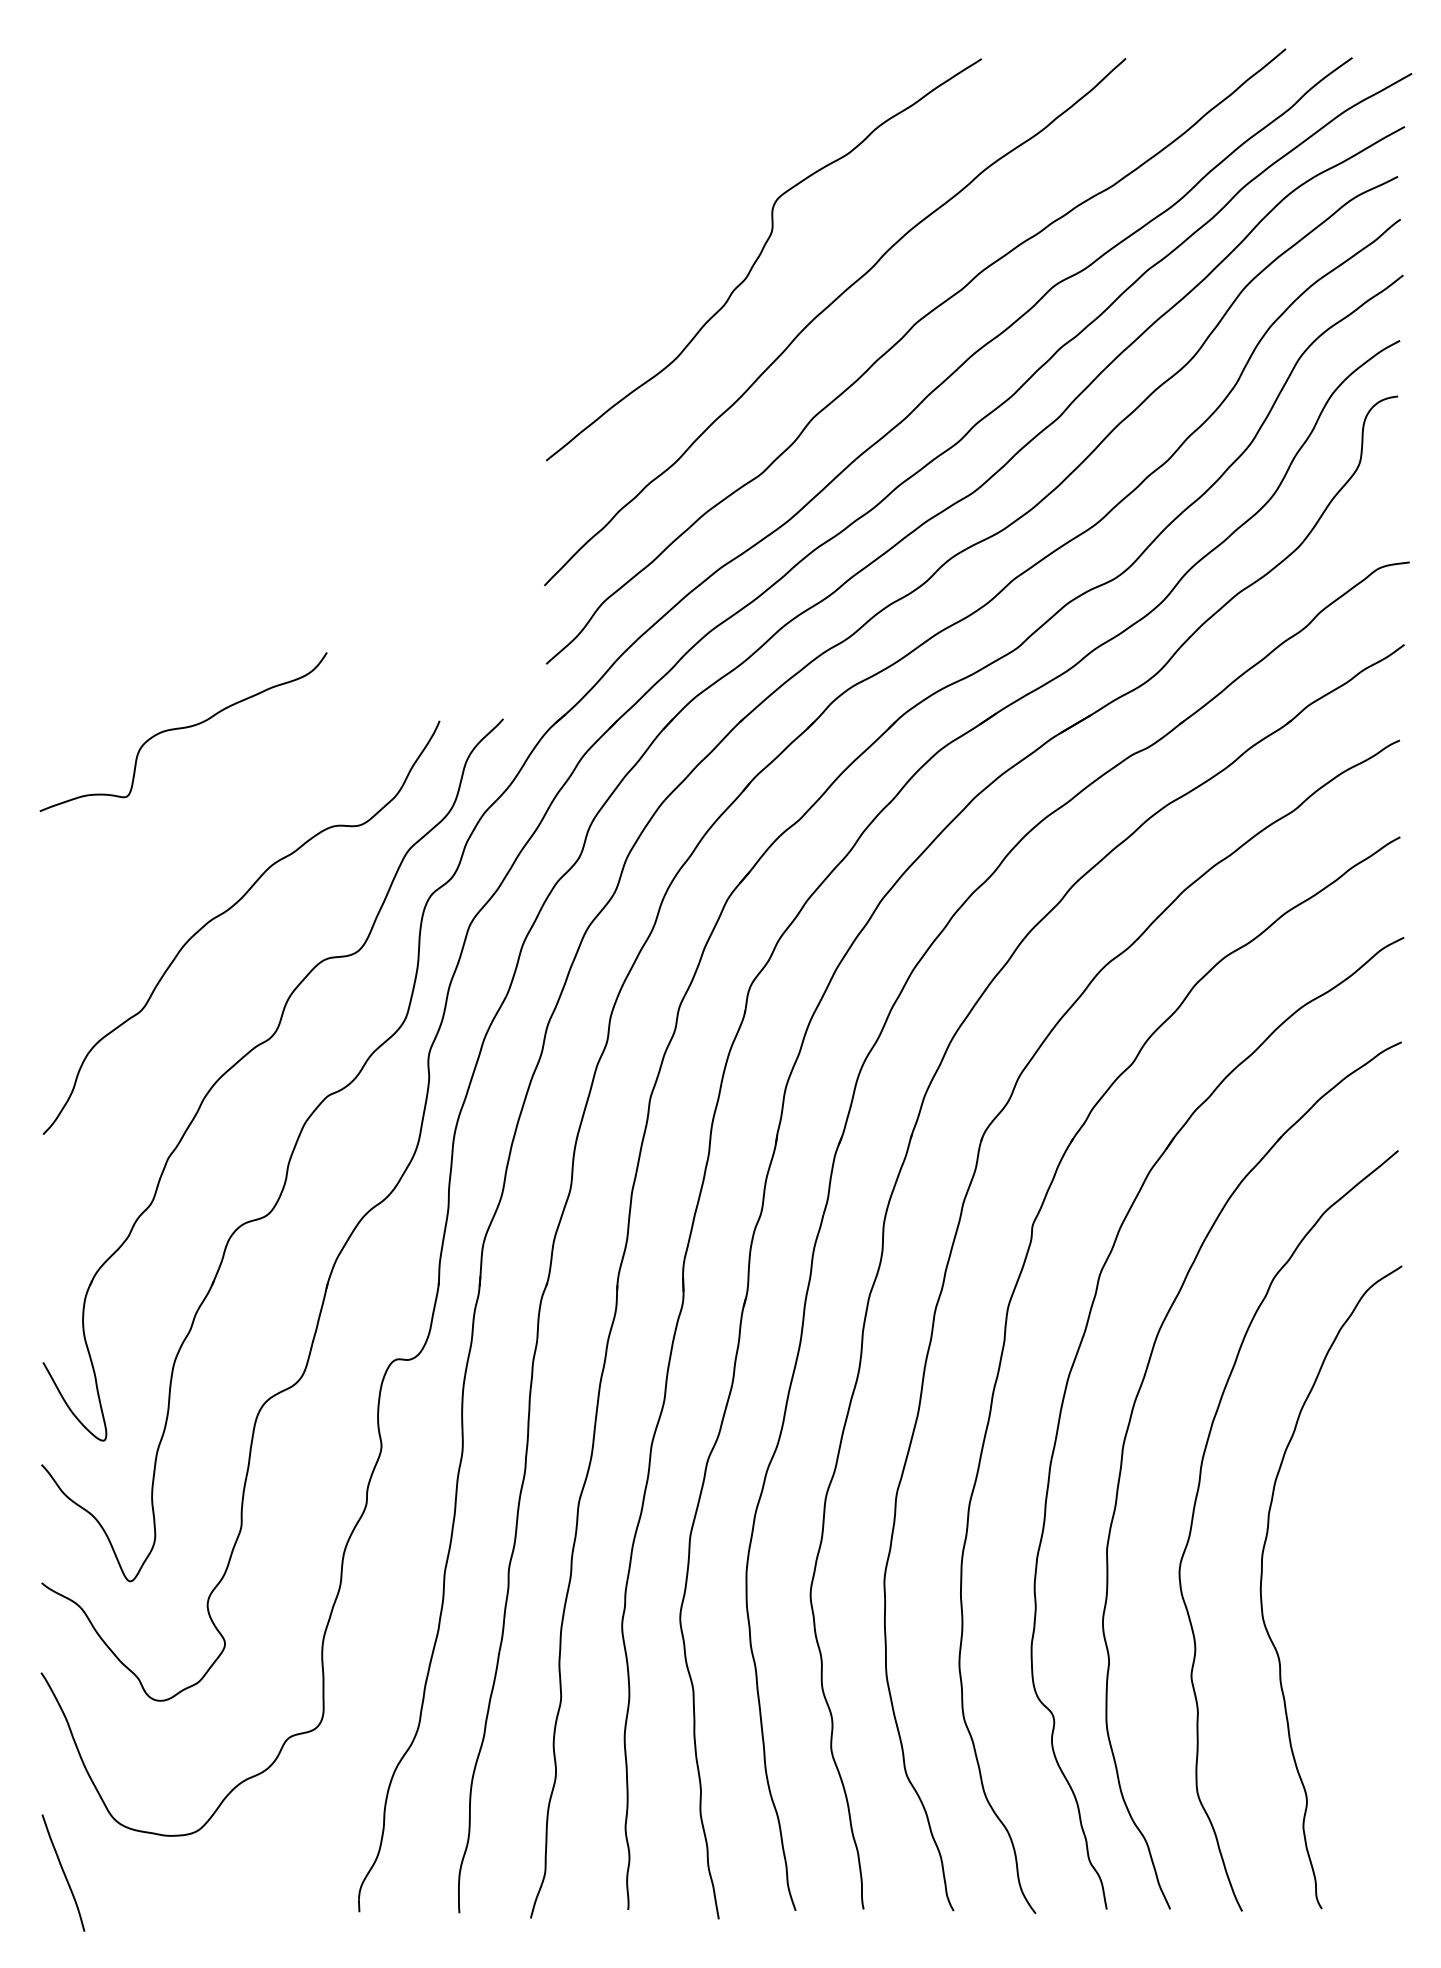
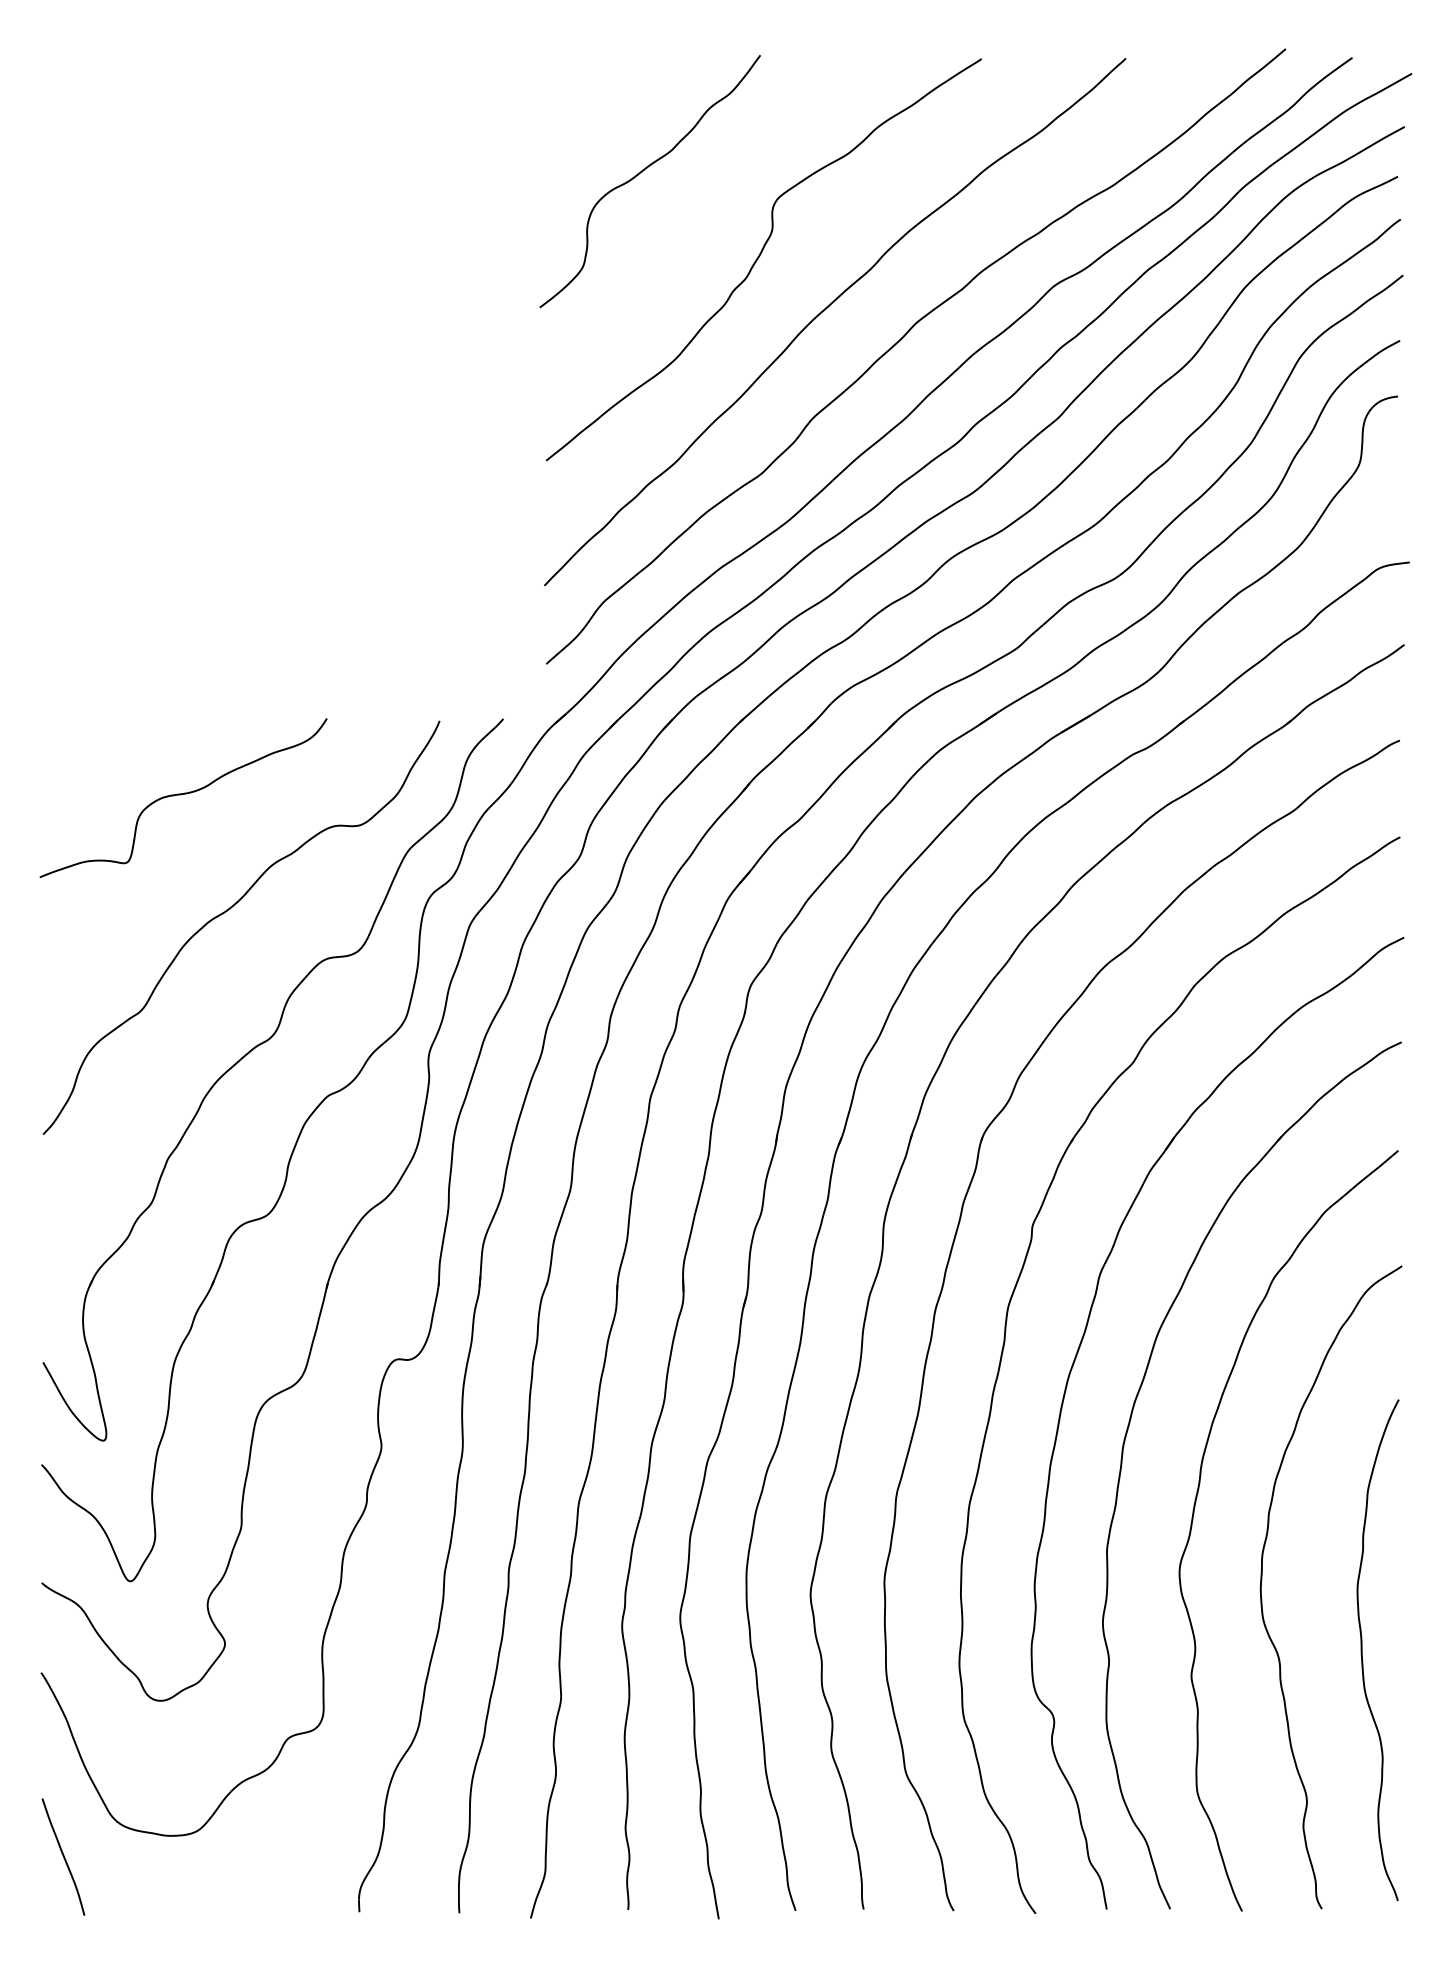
curve: none -> present (642, 172)
curve position: (181, 729) -> (181, 795) (181, 795)
curve: none -> present (1362, 1650)
curve position: (63, 1872) -> (63, 1856) (63, 1856)
